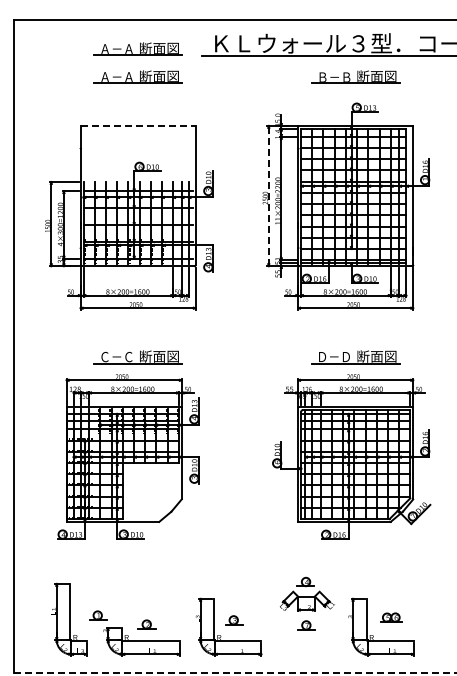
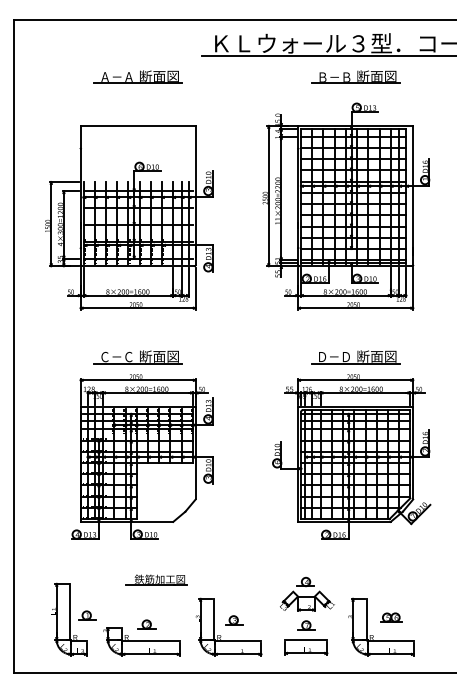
part: present -> none (137, 48)
line: dashed -> solid (138, 125)
line: dashed -> solid (268, 195)
part position: (128, 456) -> (142, 456) (142, 456)
part: none -> present (156, 579)
part position: (98, 615) -> (87, 615) (87, 615)
part: none -> present (306, 647)
line: dashed -> solid (235, 672)
